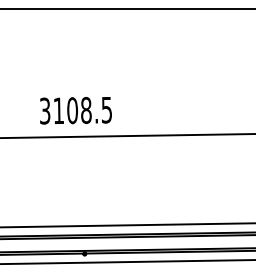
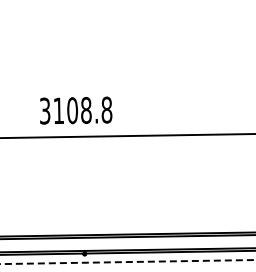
line: present -> none (127, 8)
text: 3108.5 -> 3108.8 (106, 109)
line: present -> none (127, 225)
line: solid -> dashed (127, 262)
